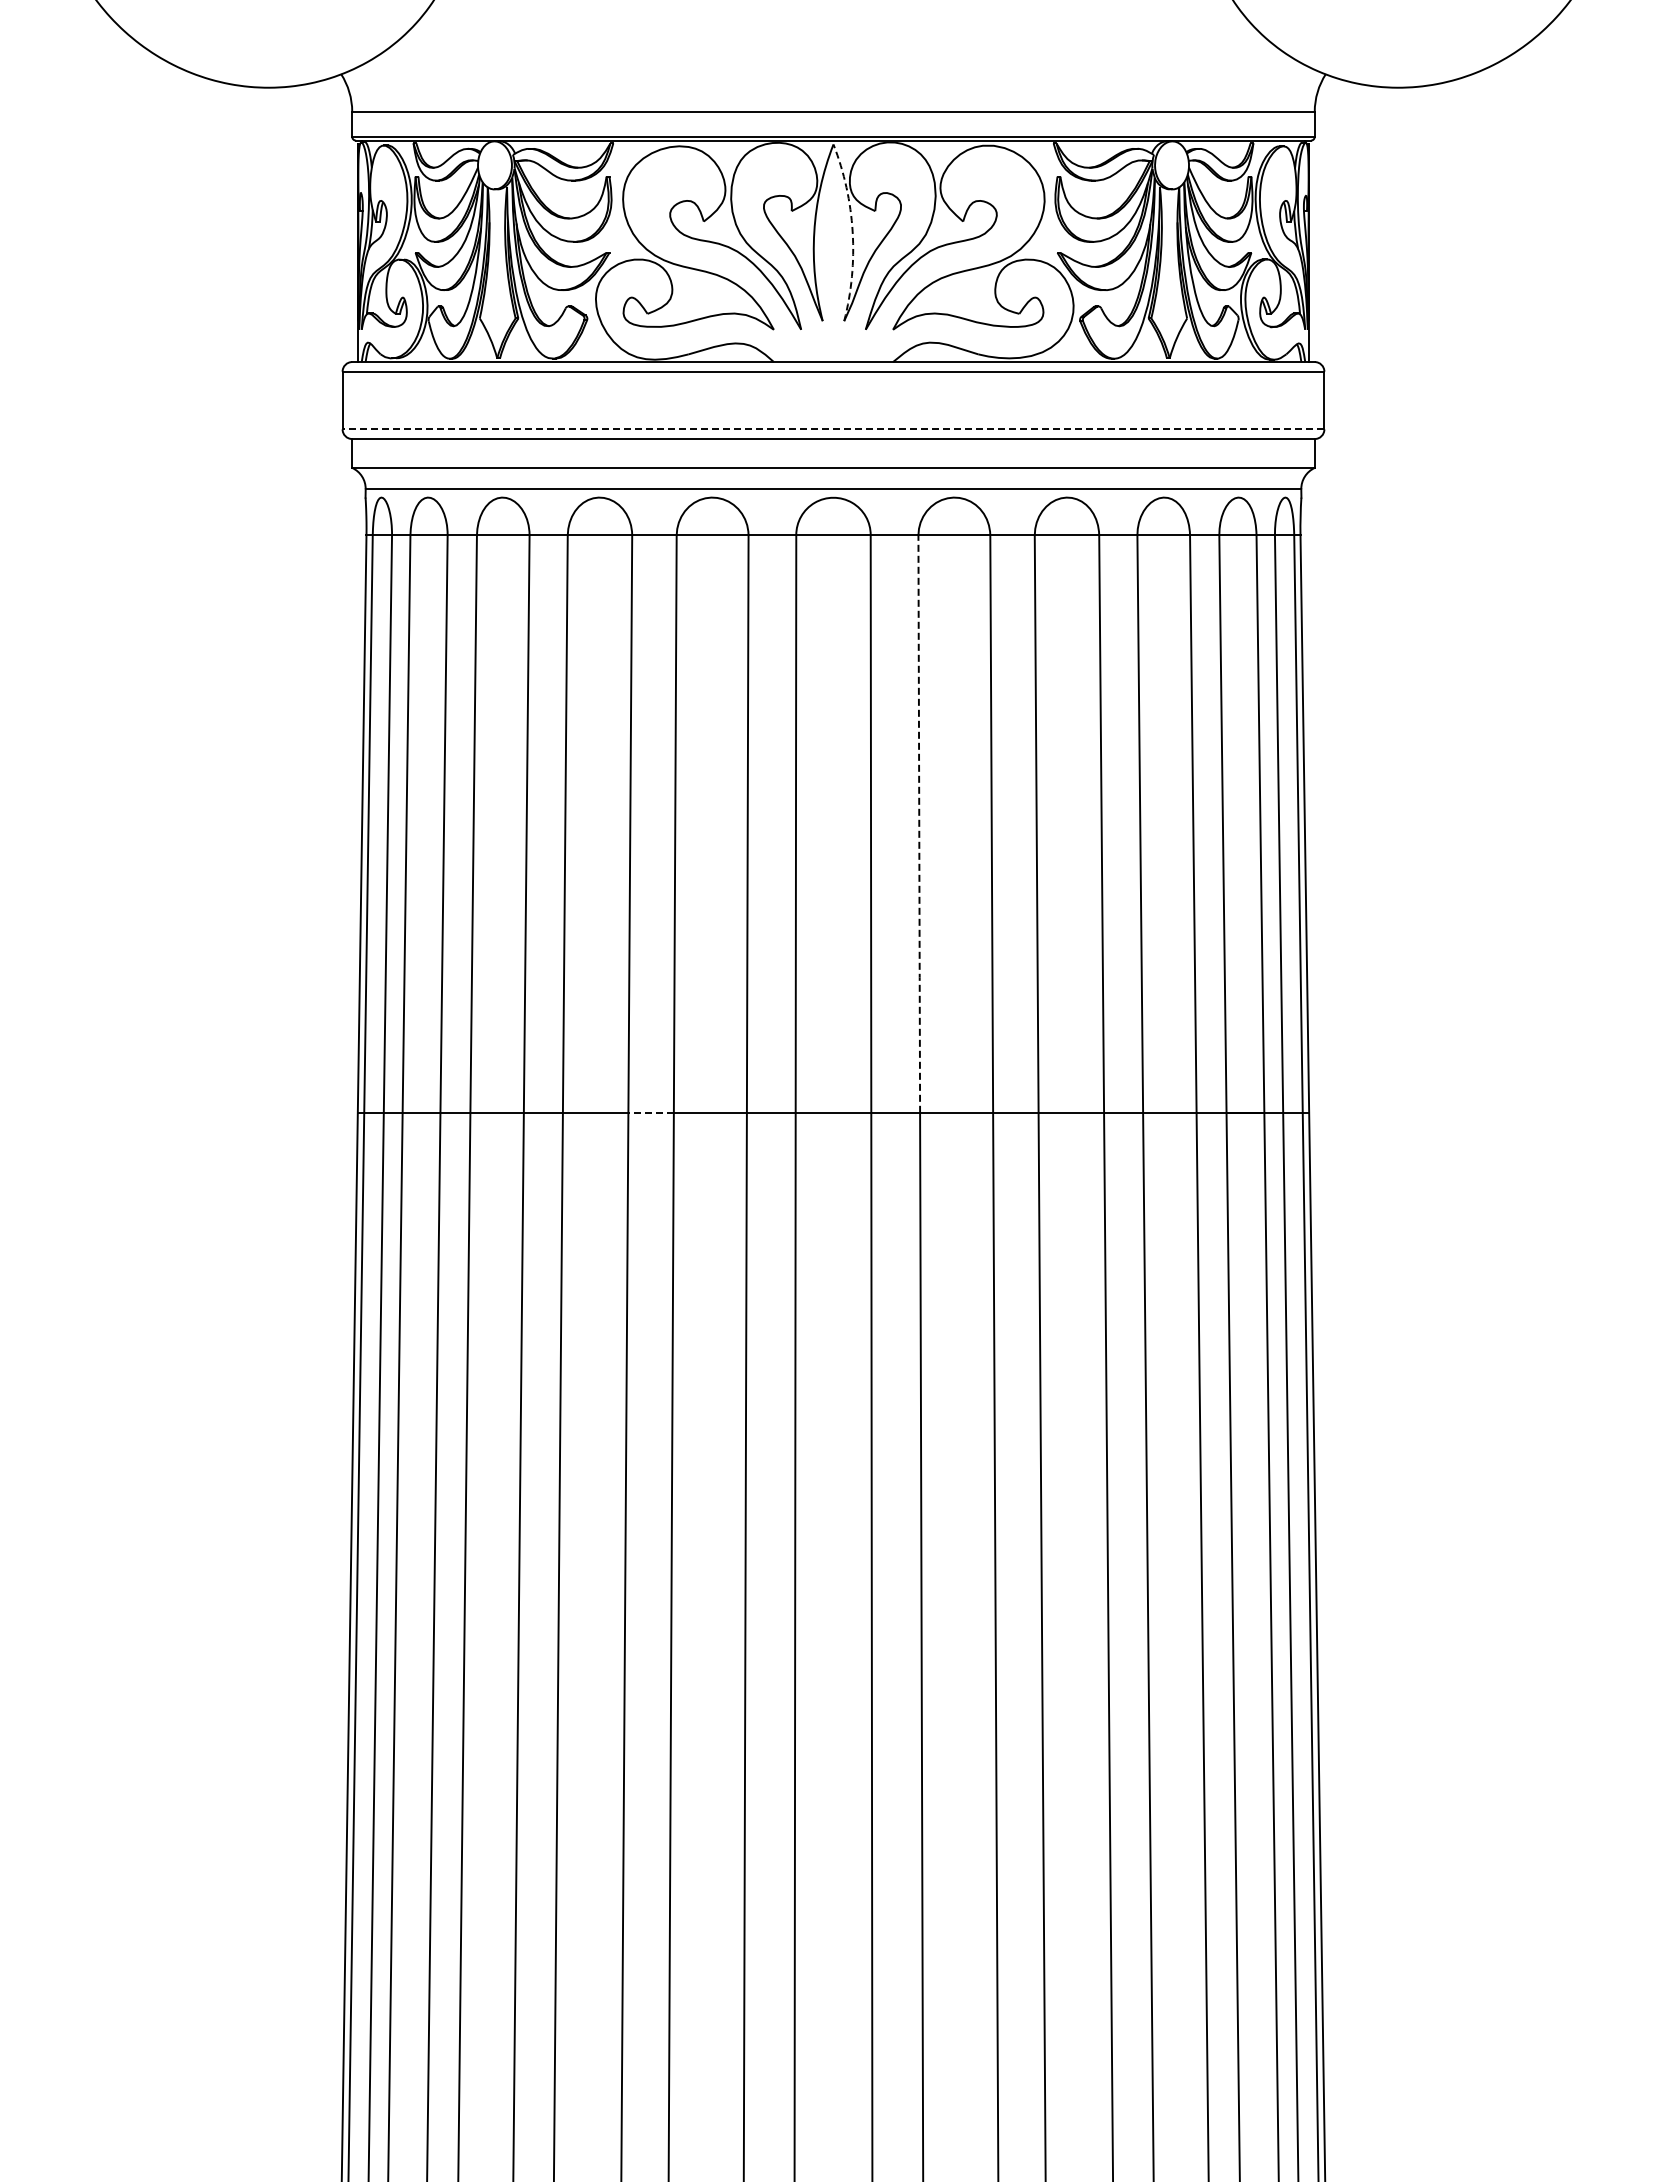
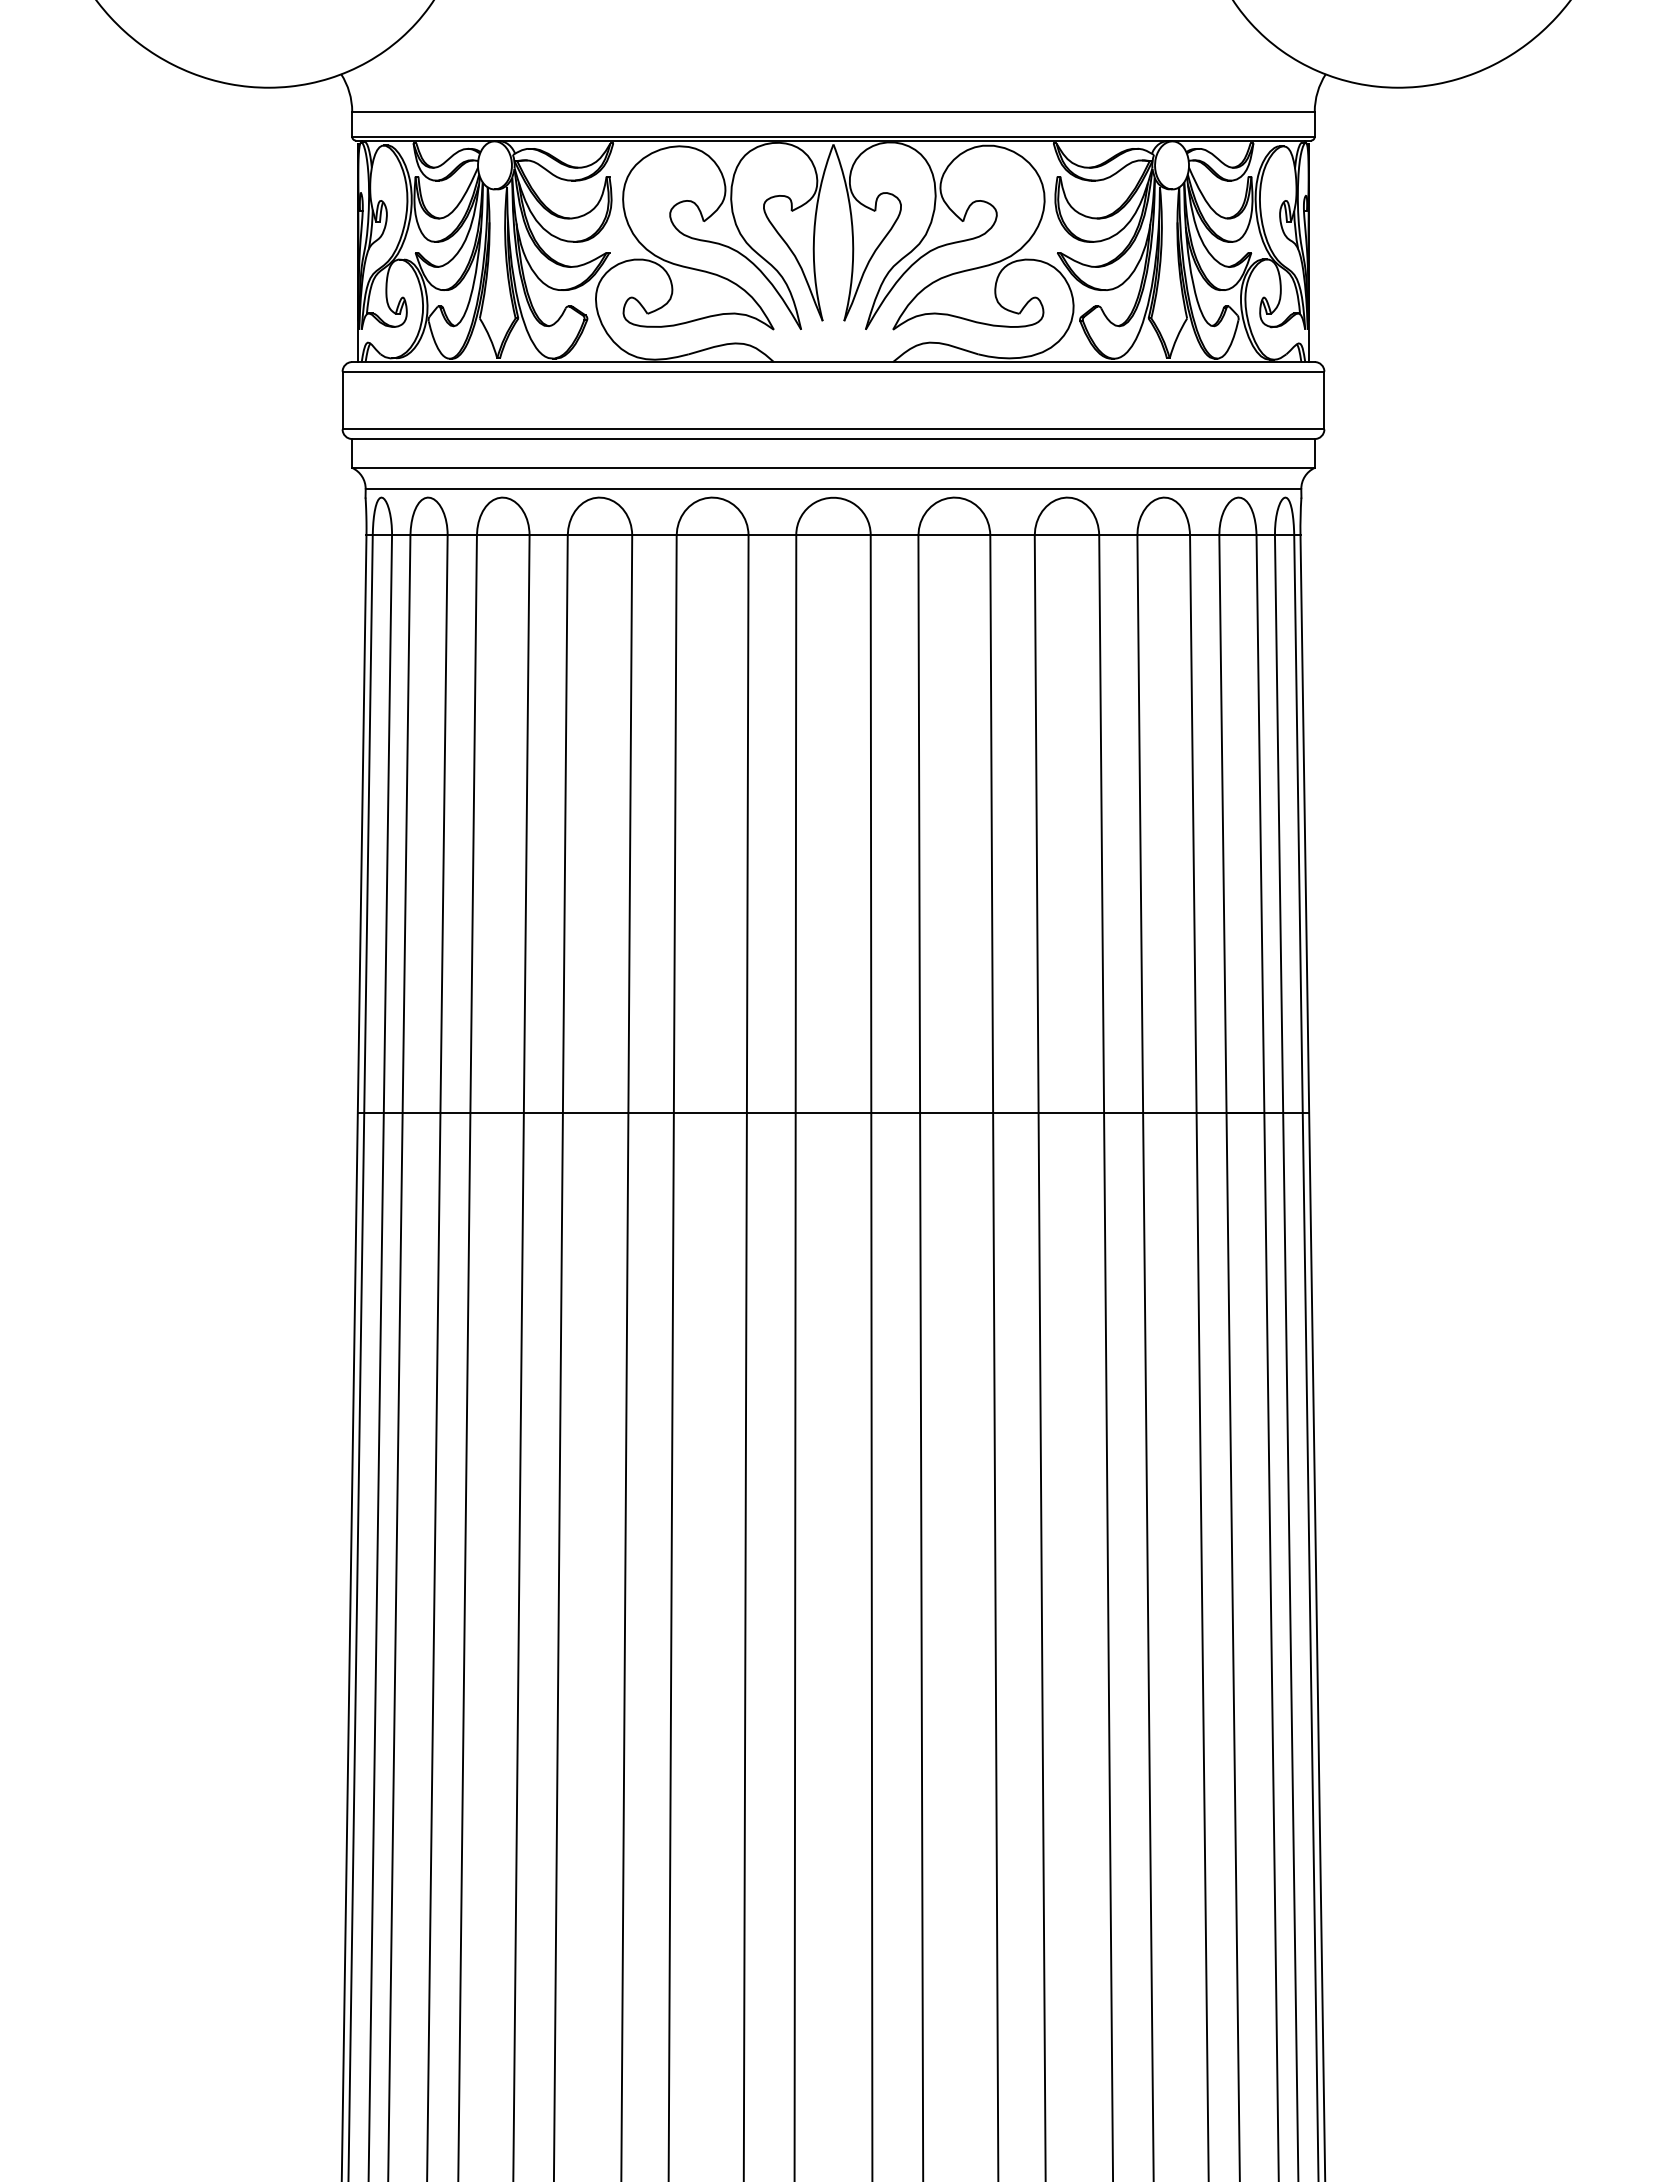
arc: dashed -> solid (852, 232)
line: dashed -> solid (833, 429)
line: dashed -> solid (919, 823)
line: dashed -> solid (651, 1112)
